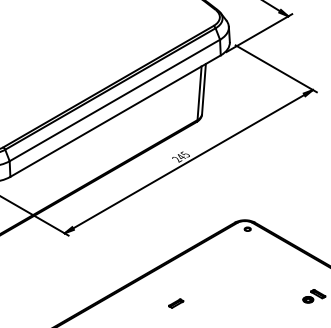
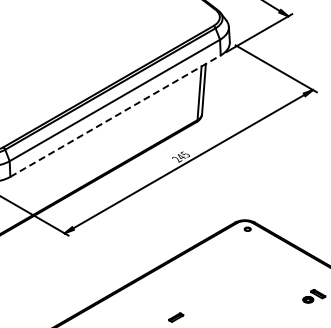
line: solid -> dashed (116, 115)
part position: (176, 303) -> (176, 317) (176, 317)
